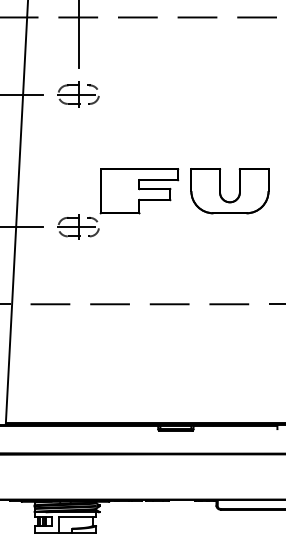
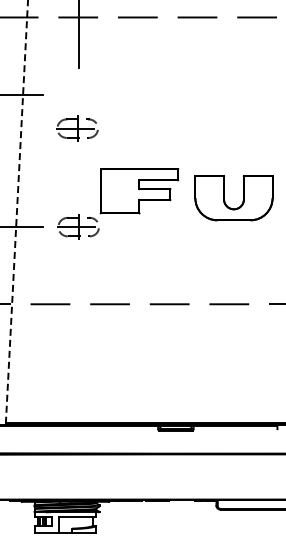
part position: (78, 94) -> (77, 128) (77, 128)
part position: (221, 193) -> (225, 200) (225, 200)
line: solid -> dashed (16, 211)
